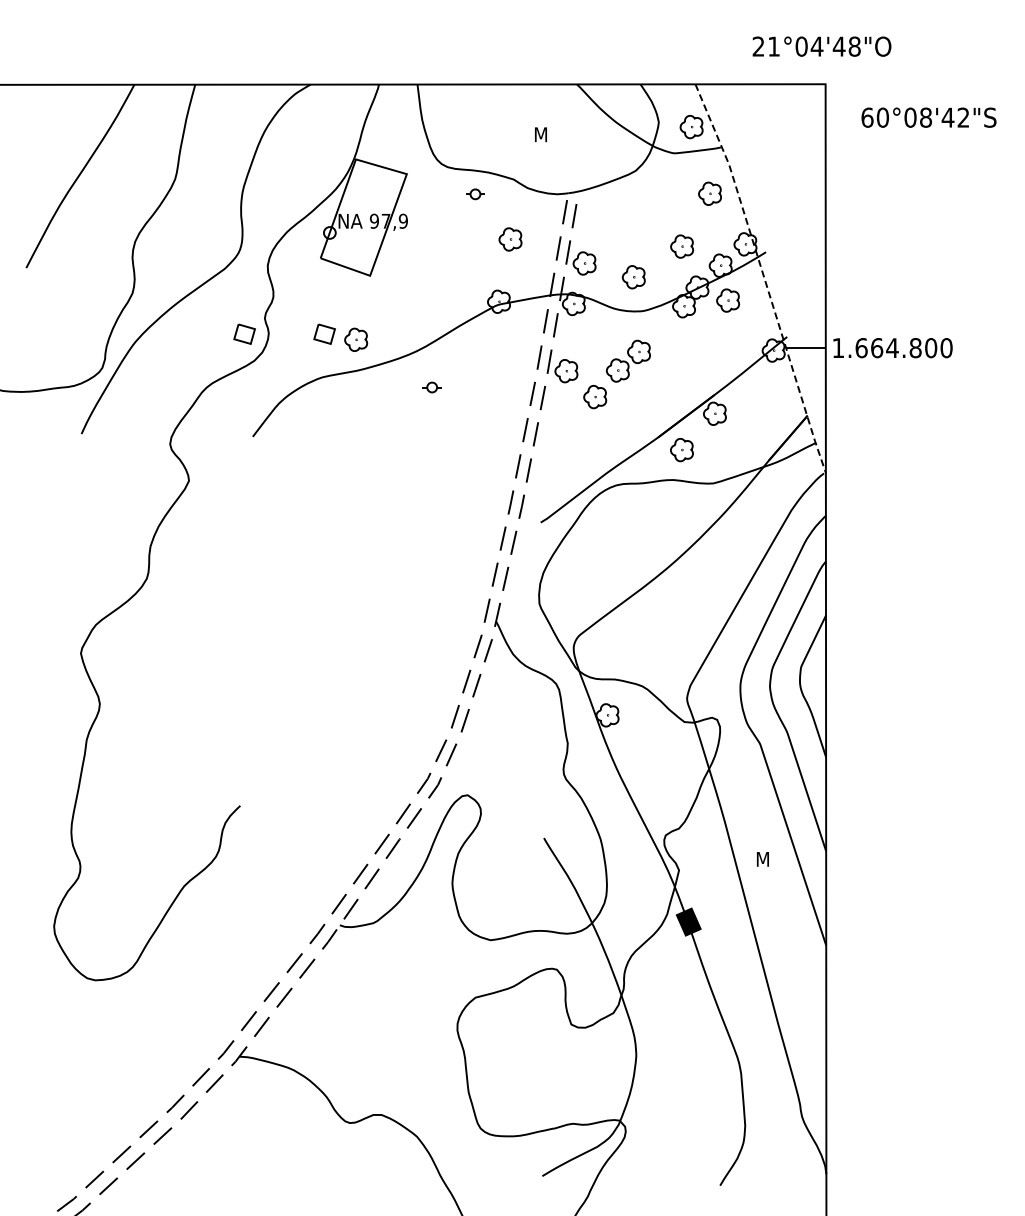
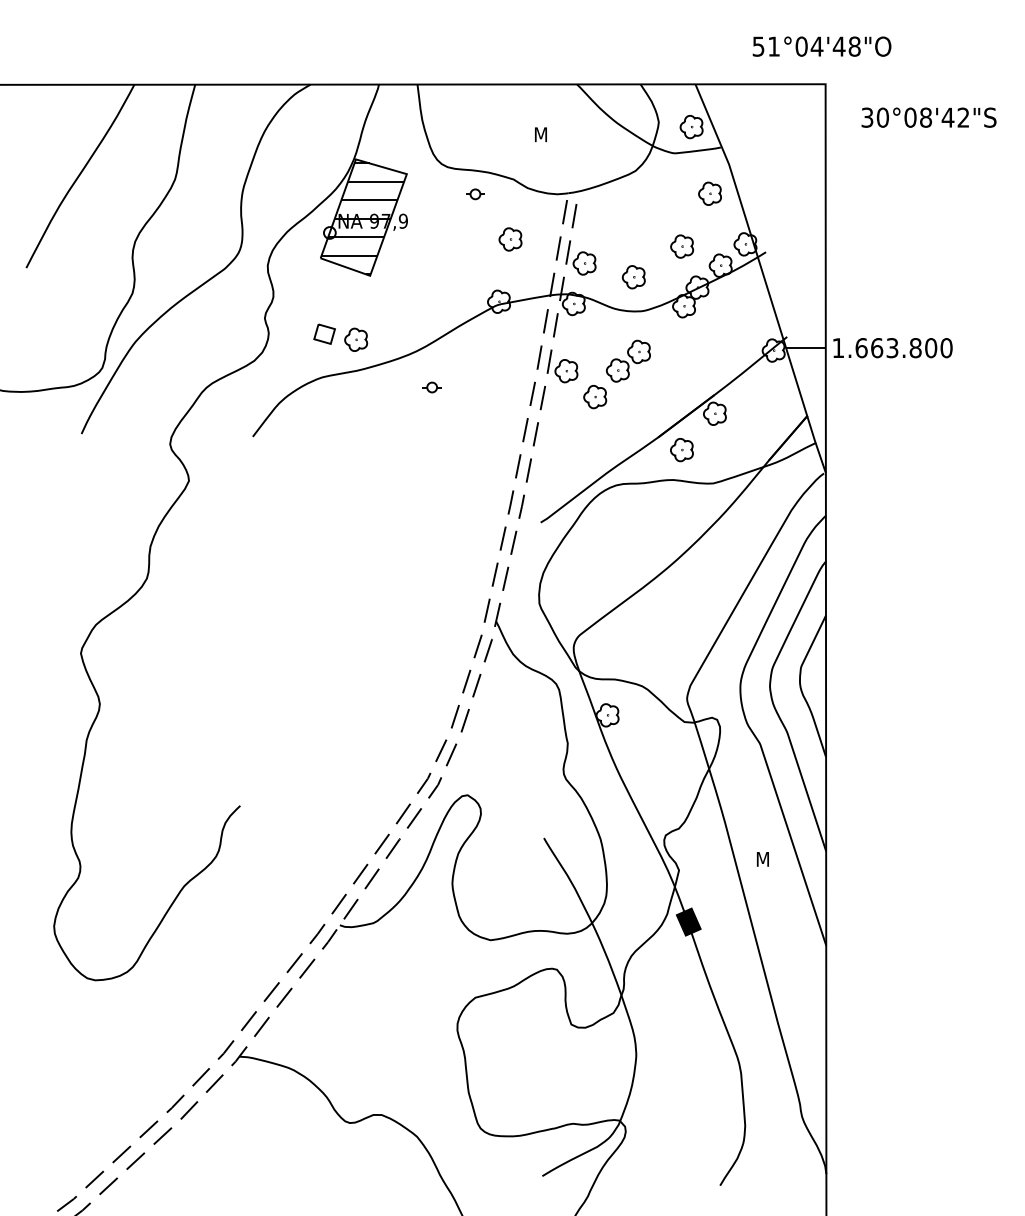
text: 21°04'48"O -> 51°04'48"O (758, 46)
text: 60°08'42"S -> 30°08'42"S (867, 117)
hatch: none -> present (362, 218)
line: dashed -> solid (764, 277)
part: present -> none (728, 300)
part: present -> none (244, 333)
text: 1.664.800 -> 1.663.800 (892, 348)
